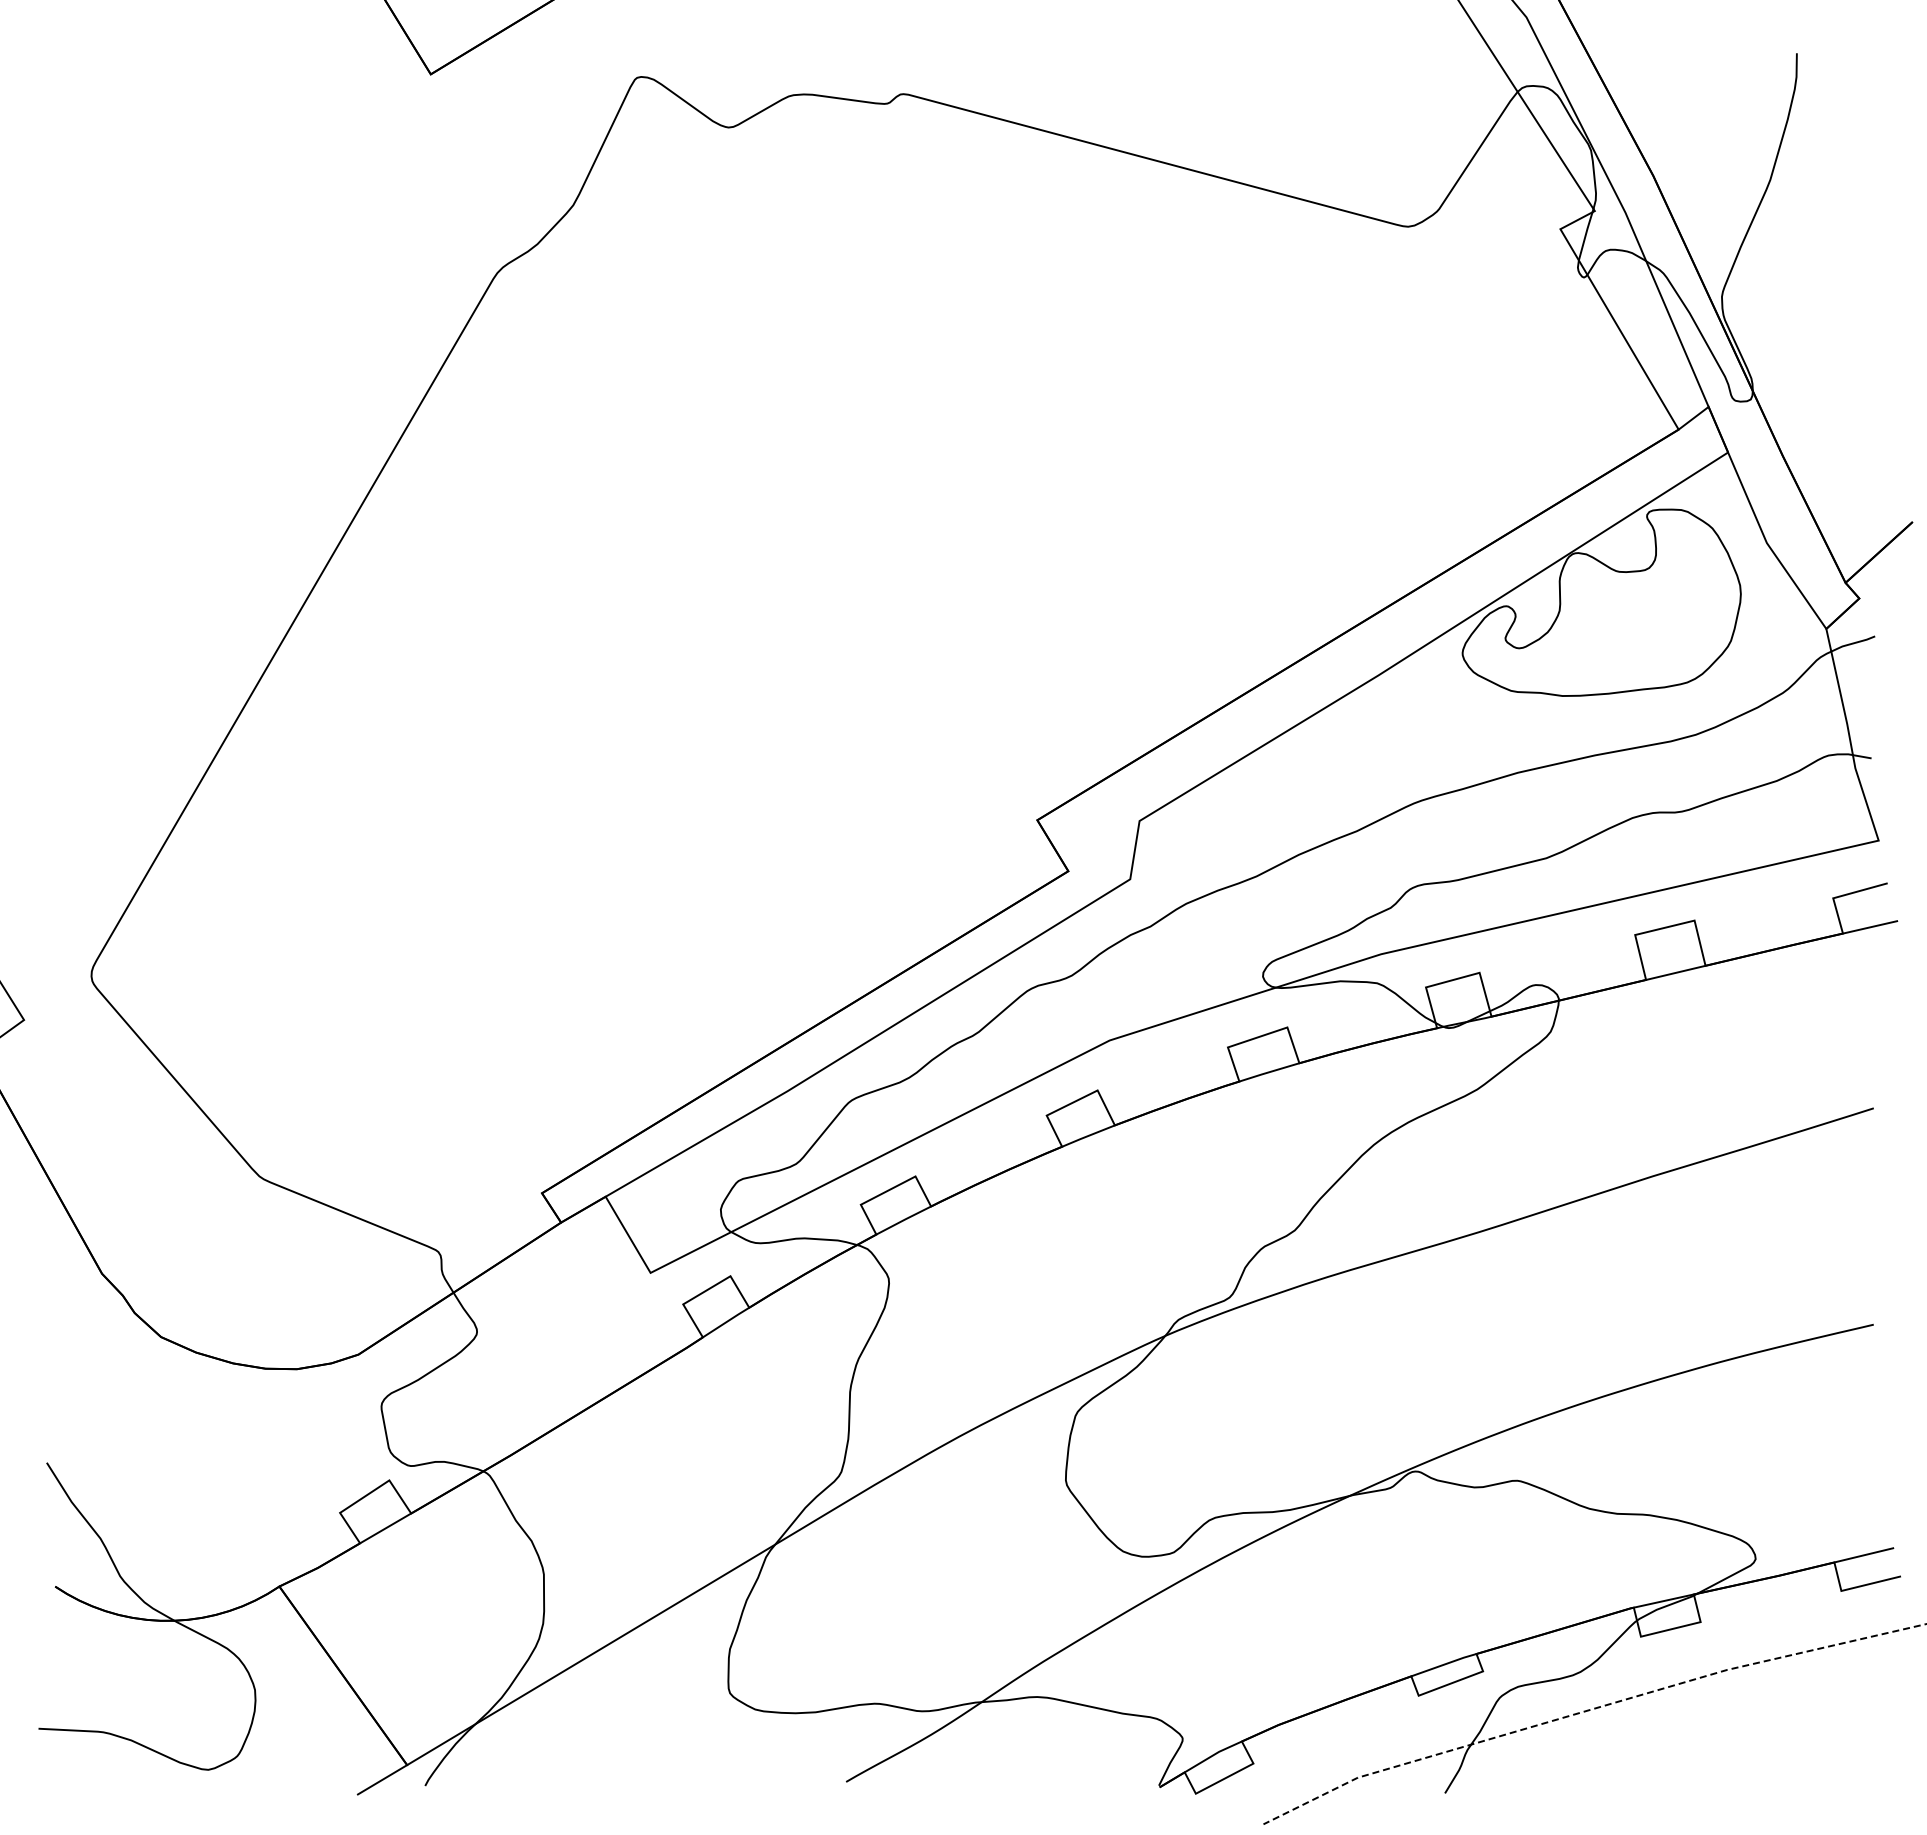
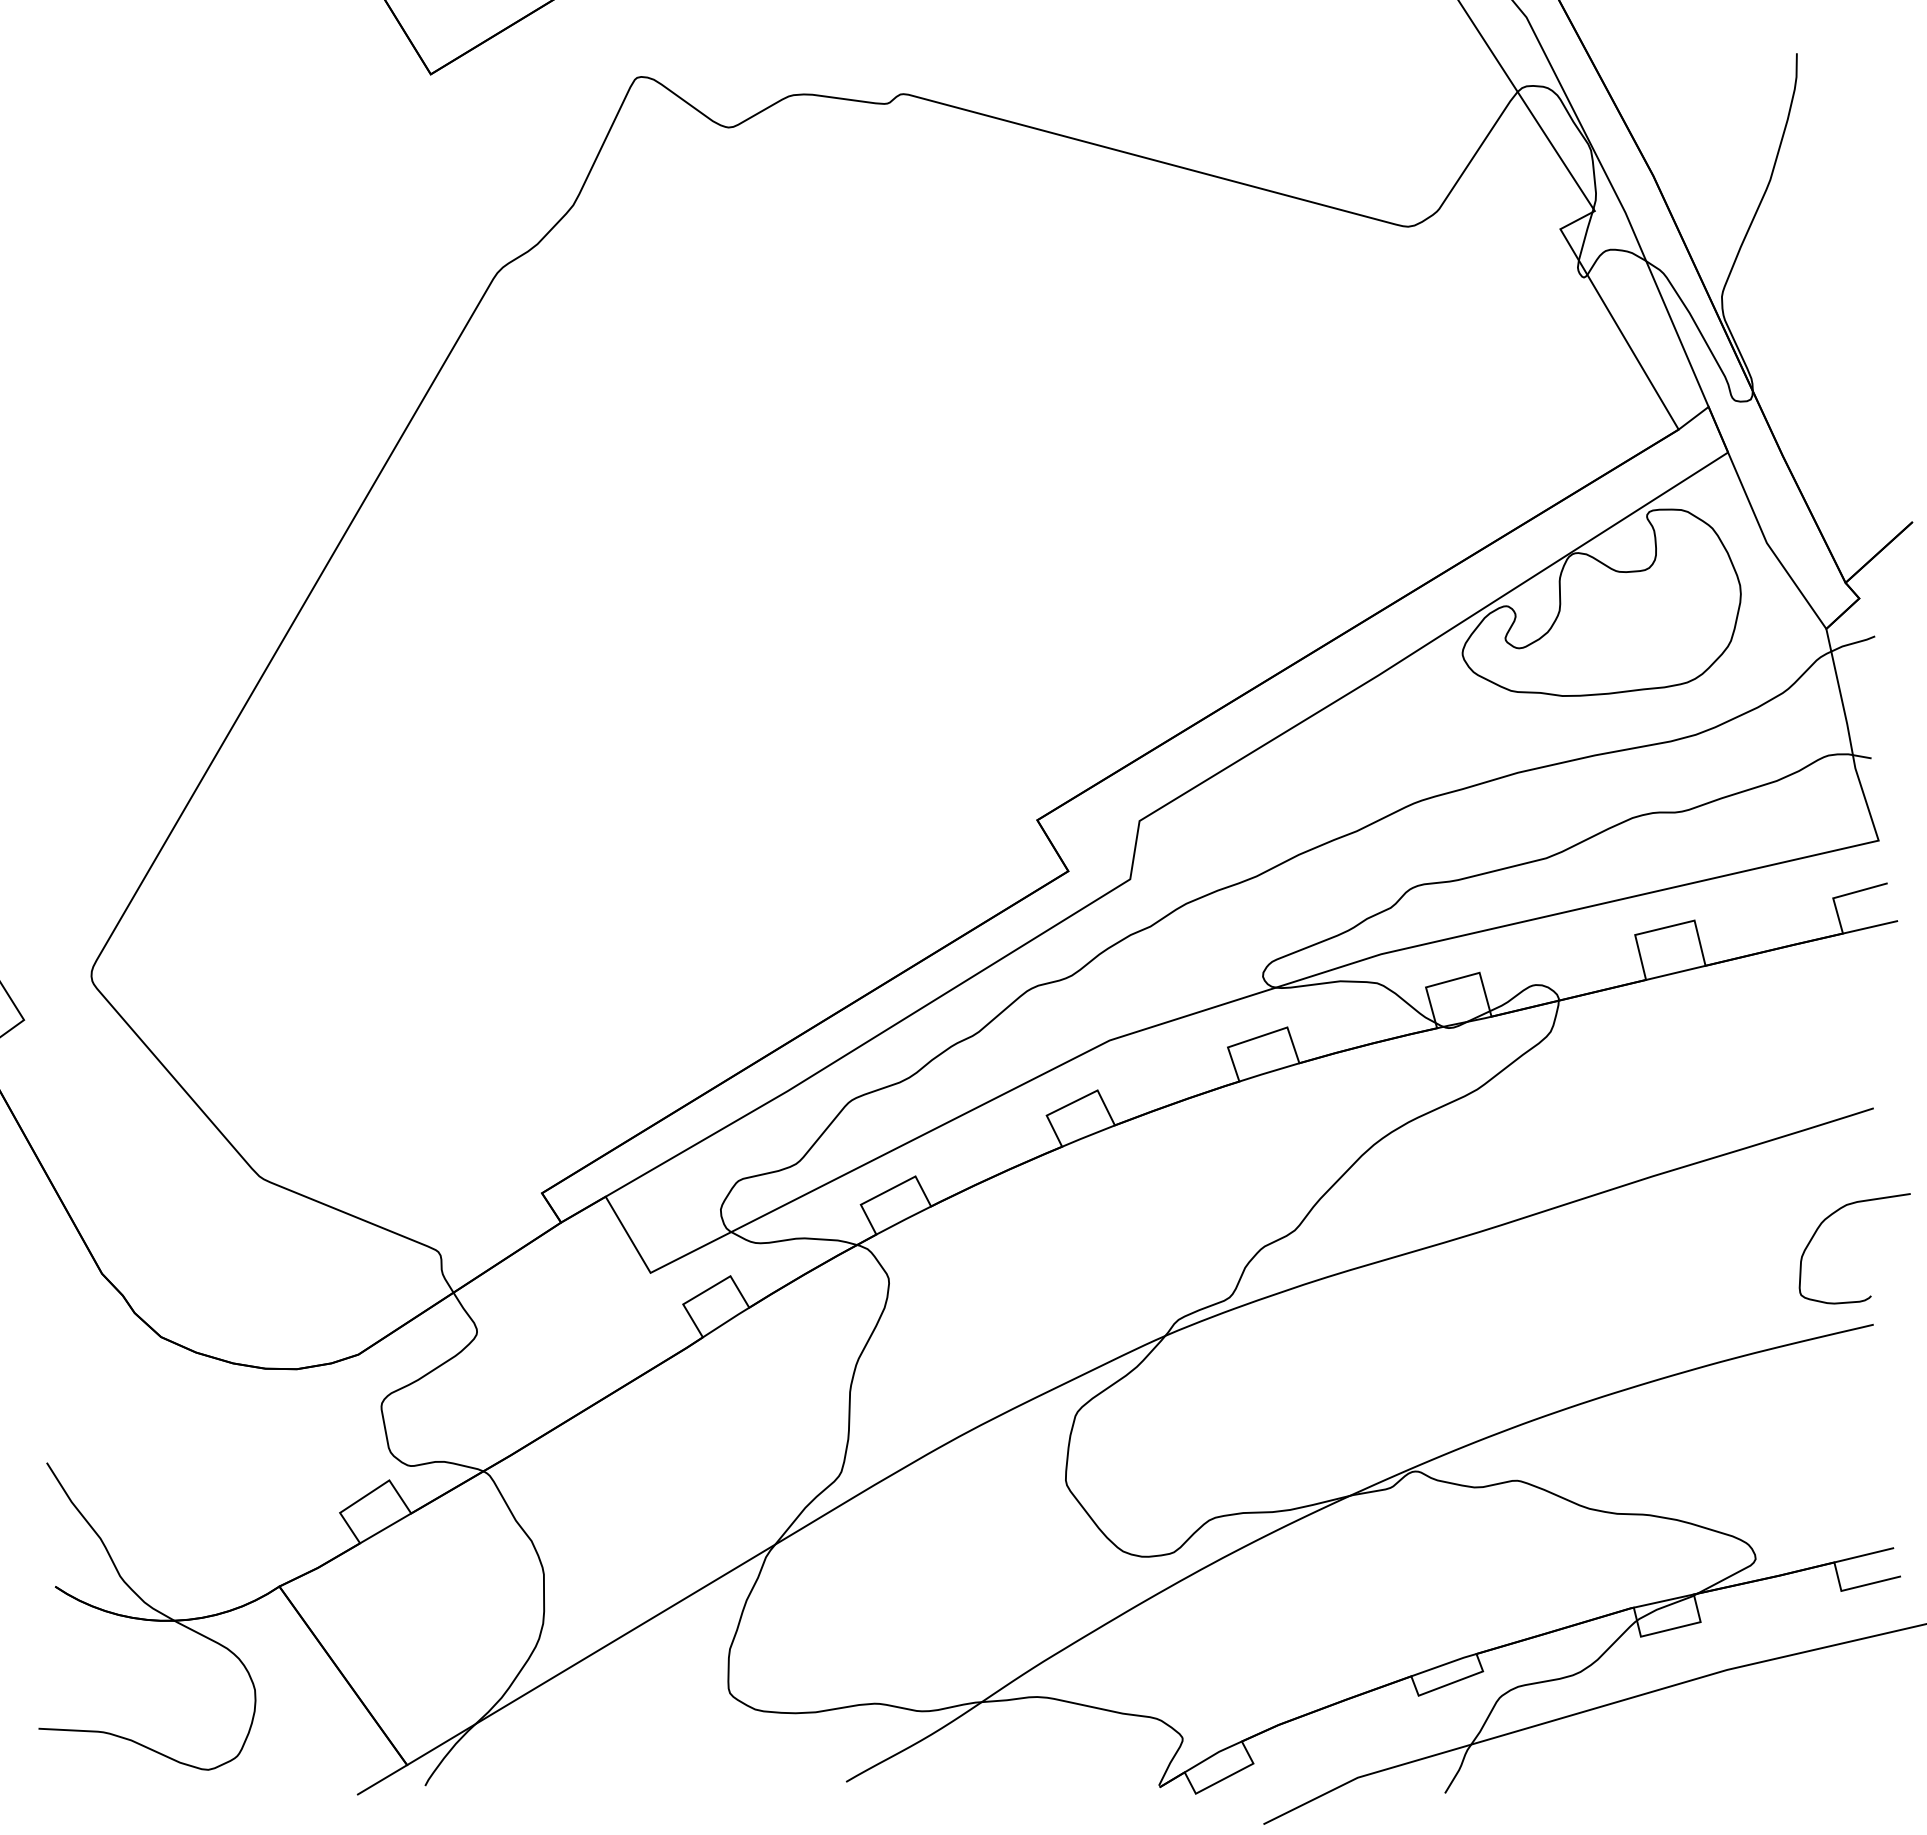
curve: none -> present (1828, 1218)
line: dashed -> solid (1590, 1709)
